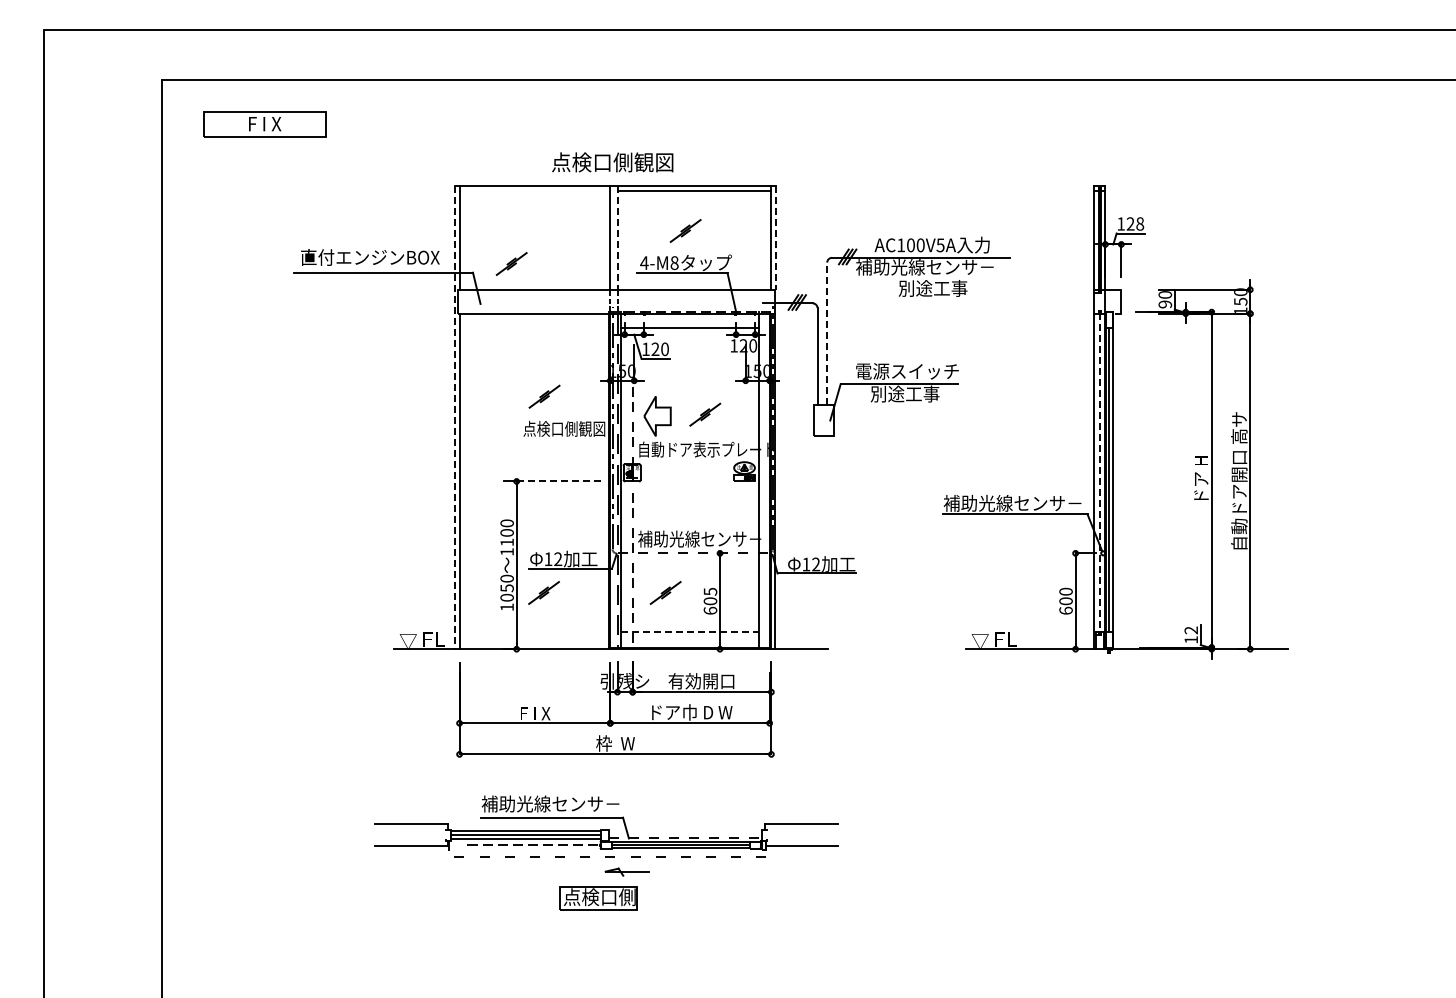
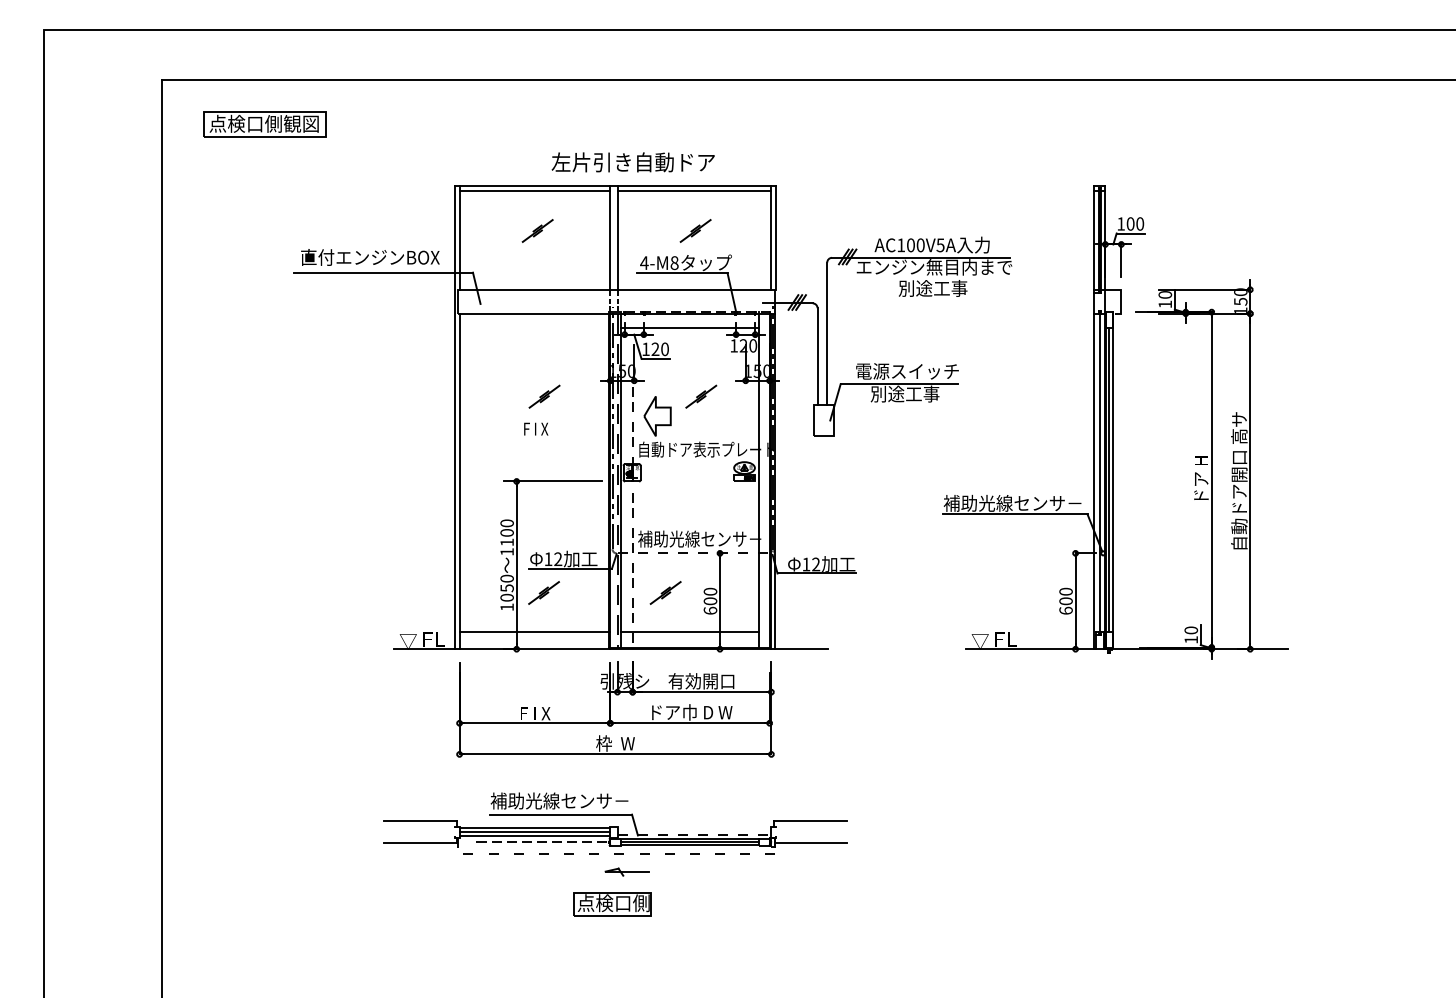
text: F I X -> 点検口側観図 (263, 123)
text: 点検口側観図 -> 左片引き自動ドア (632, 162)
line: none -> present (534, 190)
text: 128 -> 100 (1135, 223)
part position: (685, 230) -> (695, 230) (695, 230)
line: dashed -> solid (617, 237)
line: dashed -> solid (776, 237)
part position: (511, 263) -> (537, 230) (537, 230)
text: 補助光線センサ－ -> エンジン無目内まで (934, 267)
text: 90 -> 10 (1165, 304)
line: dashed -> solid (827, 333)
part position: (705, 414) -> (701, 396) (701, 396)
line: dashed -> solid (454, 417)
text: 点検口側観図 -> F I X (564, 428)
line: dashed -> solid (1099, 473)
line: dashed -> solid (559, 481)
text: 605 -> 600 (710, 591)
text: 12 -> 10 (1191, 630)
line: none -> present (534, 631)
line: dashed -> solid (690, 631)
part position: (606, 826) -> (615, 823) (615, 823)
part position: (598, 898) -> (612, 904) (612, 904)
